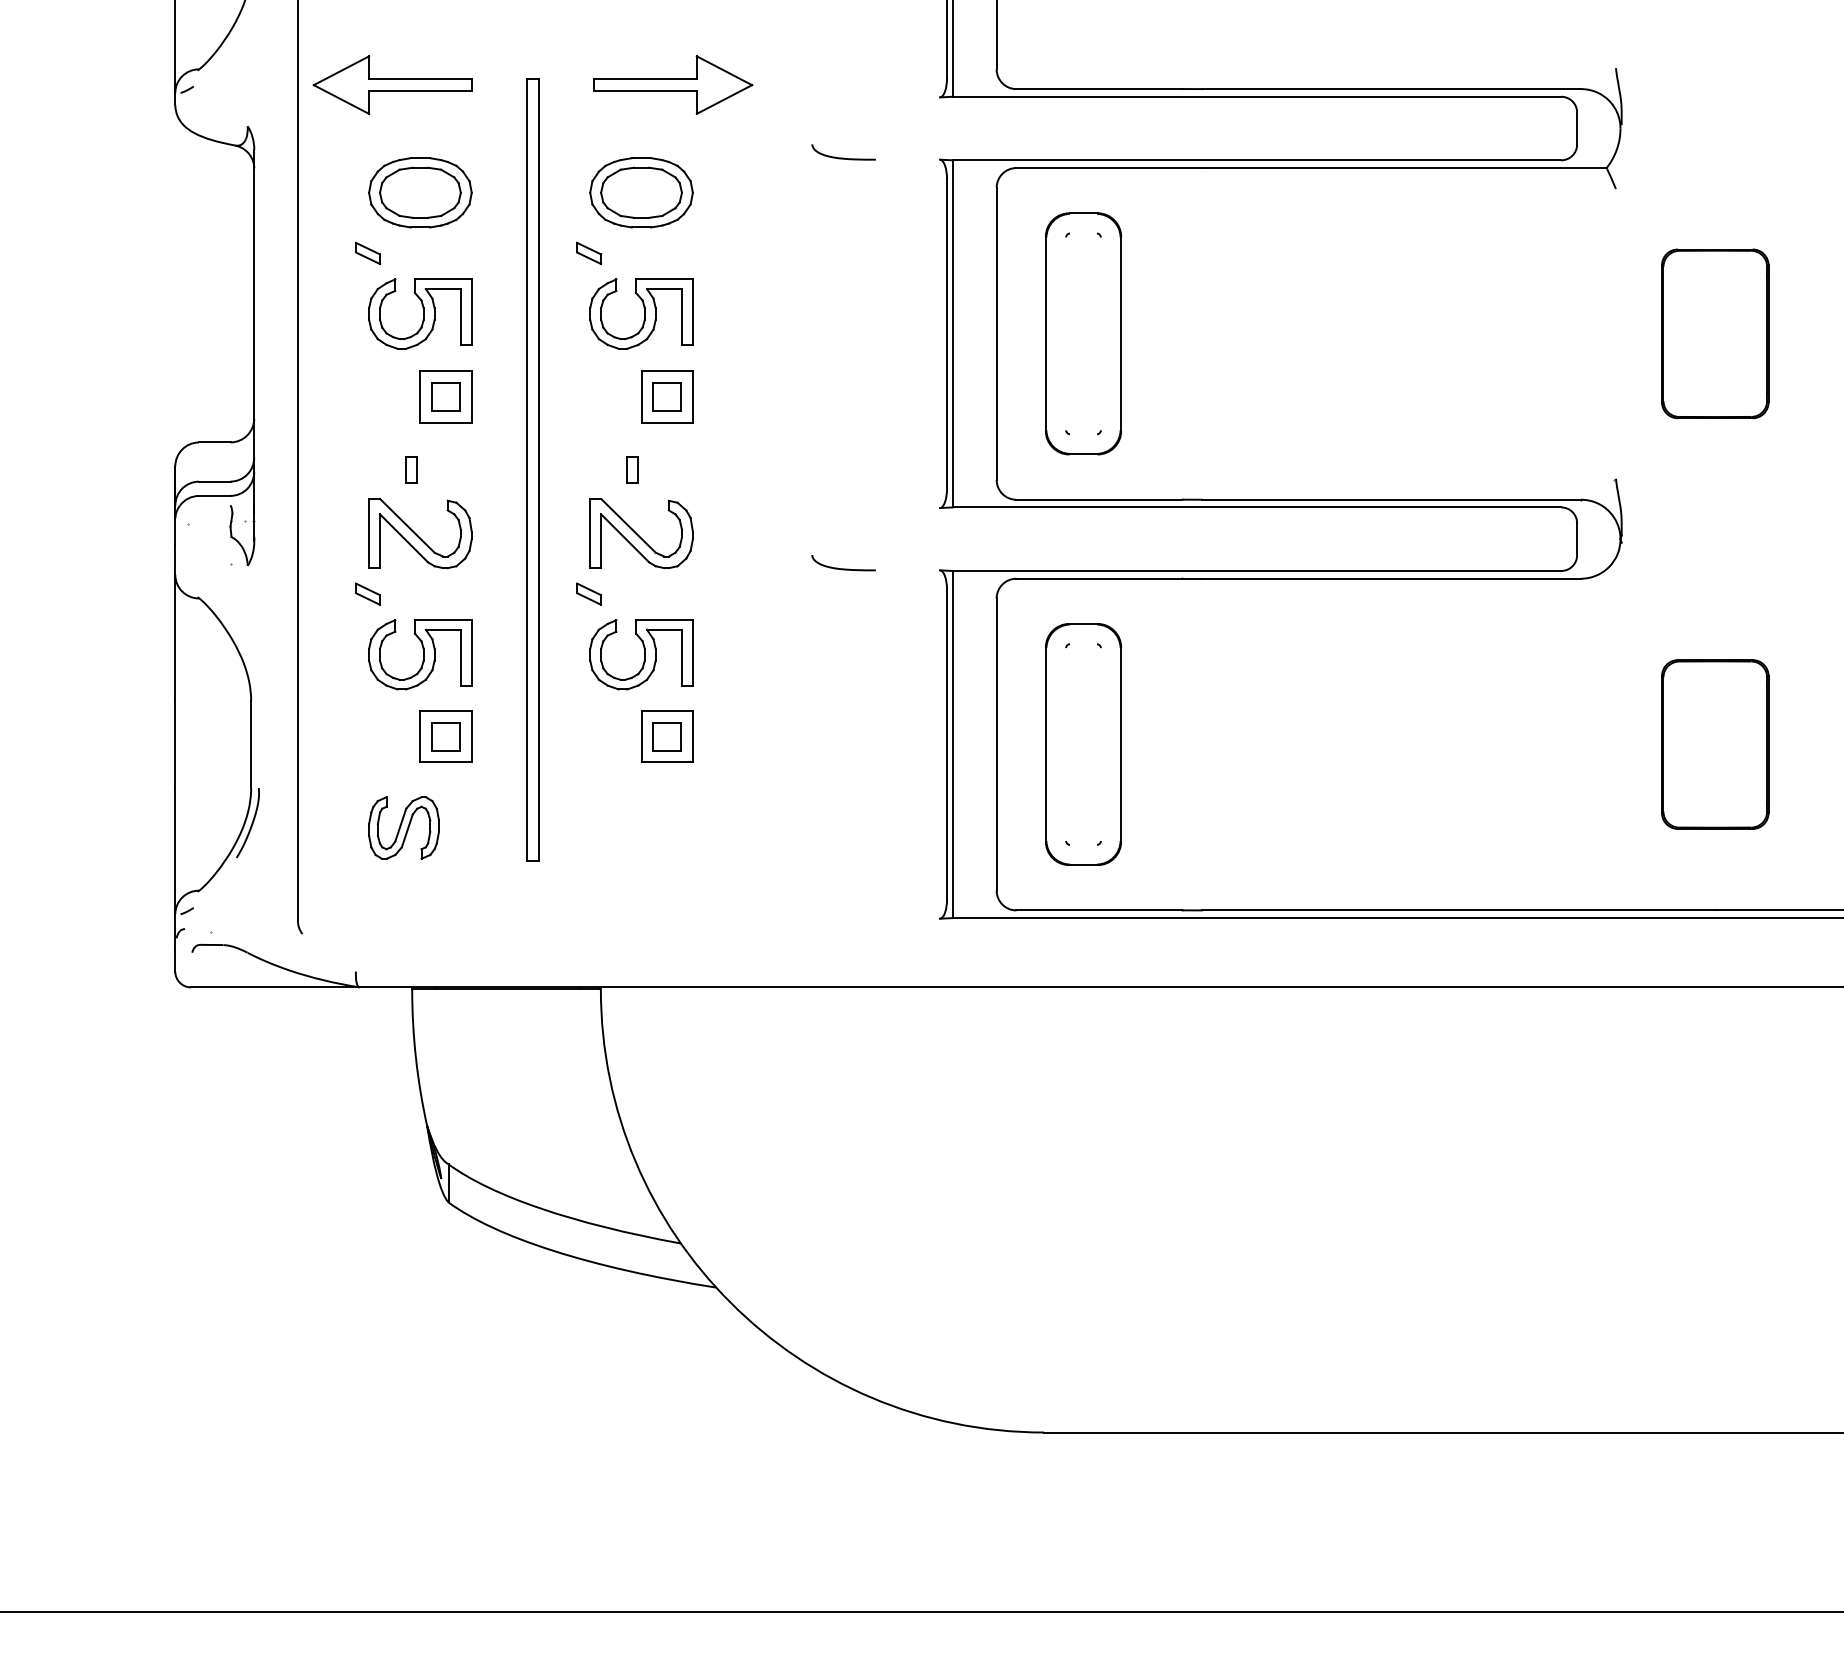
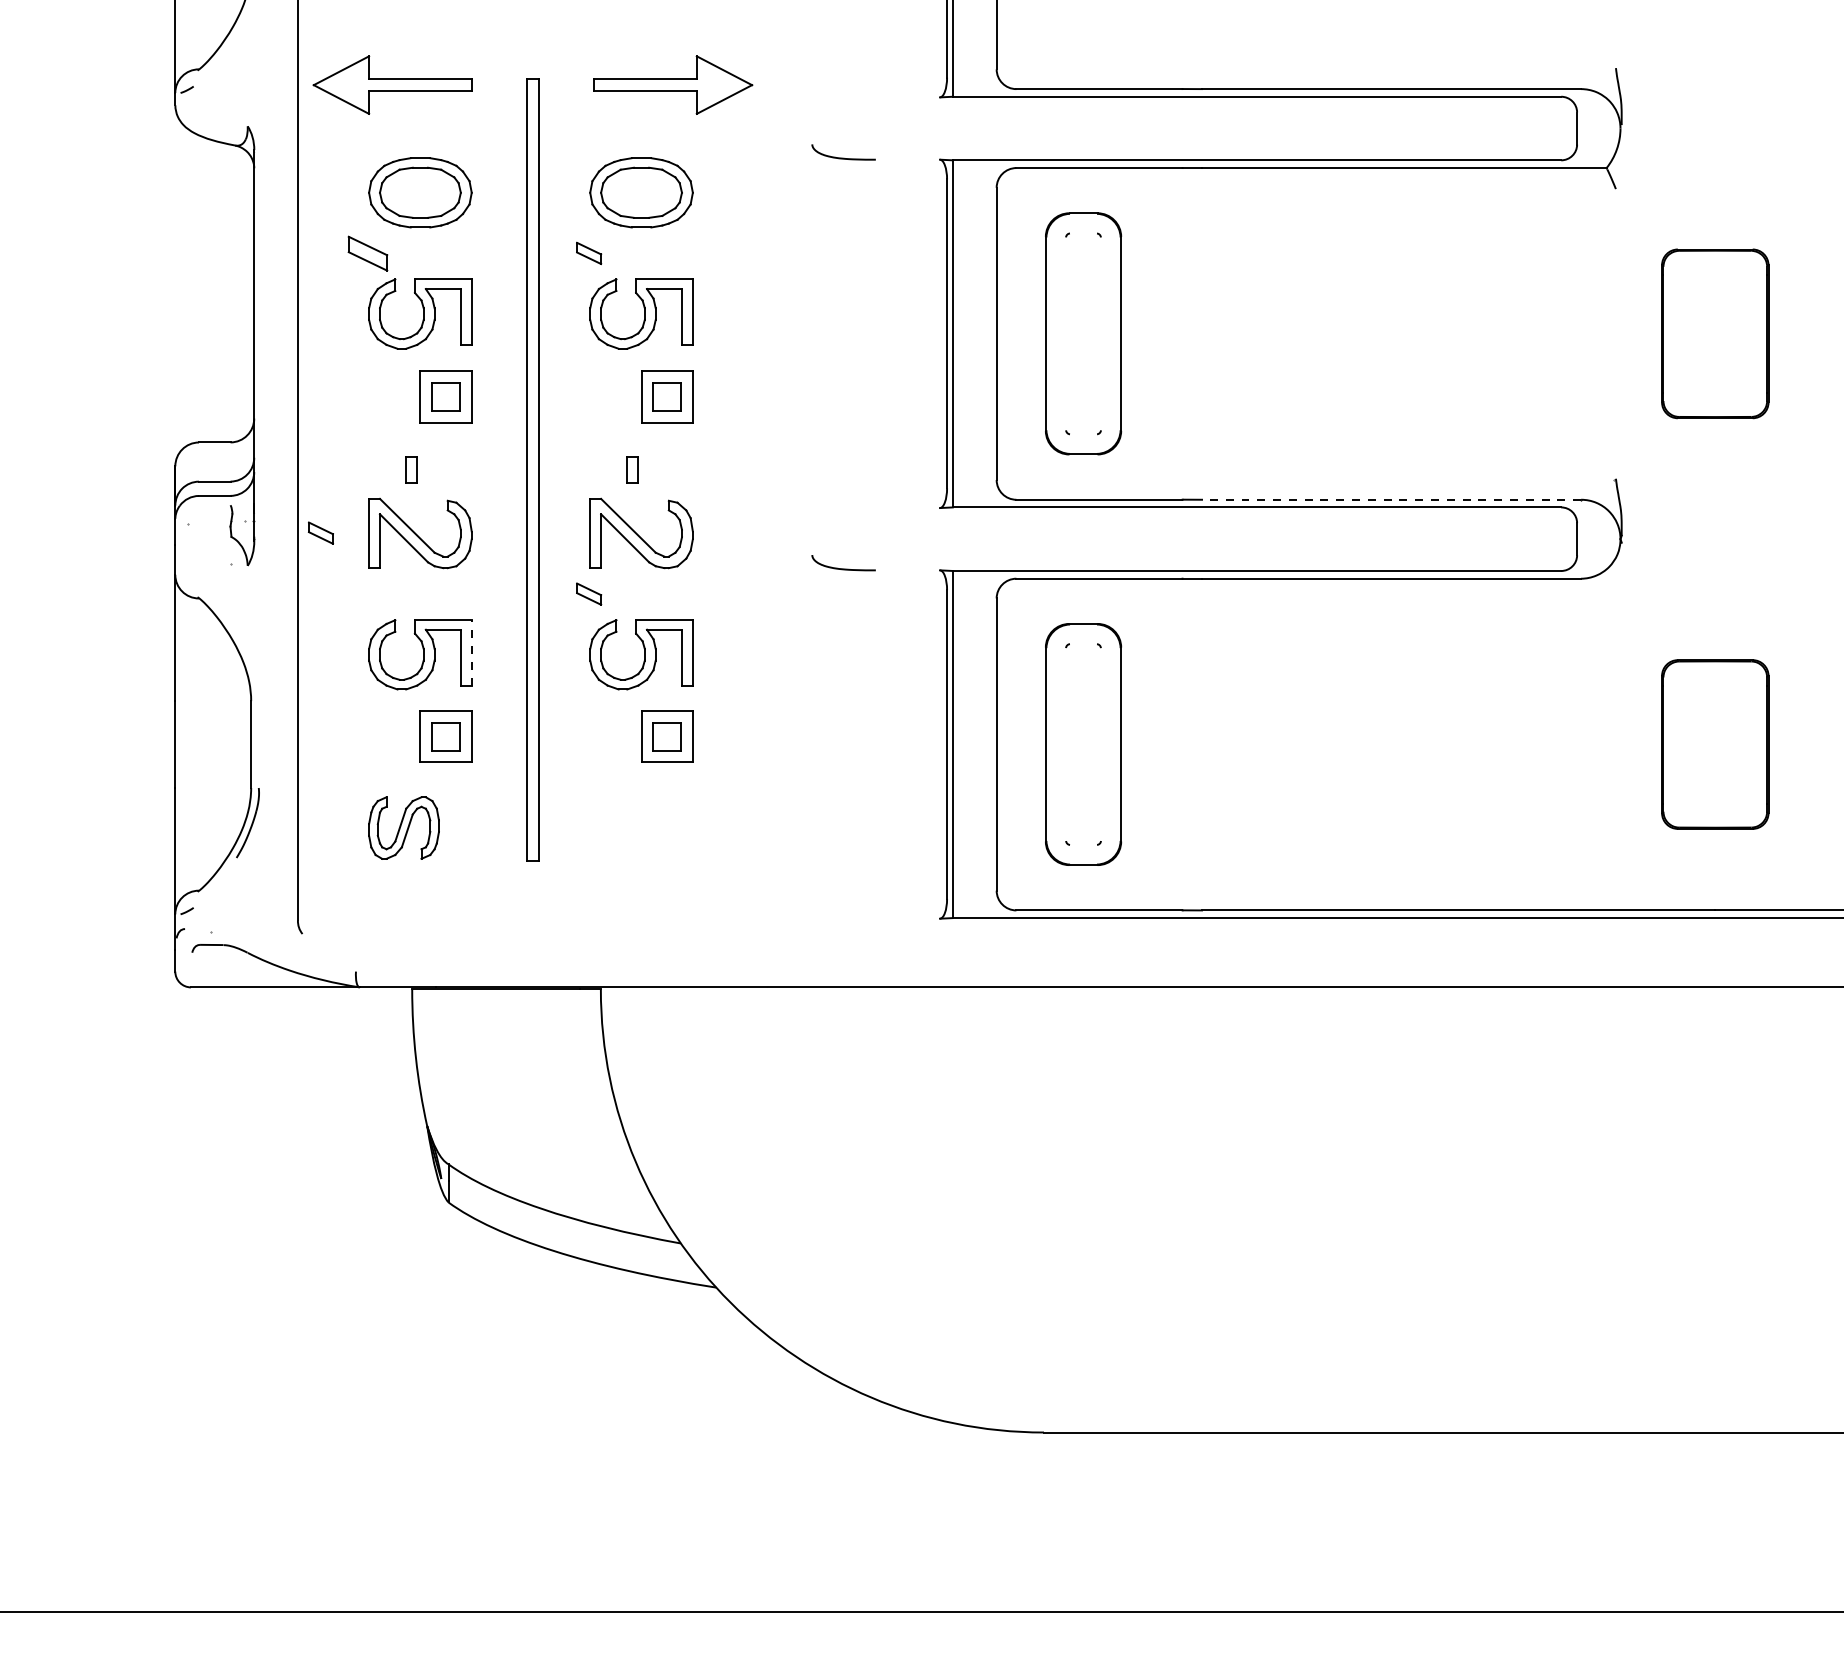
part size: 26x24 px -> 42x37 px (367, 253)
line: solid -> dashed (1391, 499)
part position: (367, 593) -> (320, 532) (320, 532)
line: solid -> dashed (471, 652)
